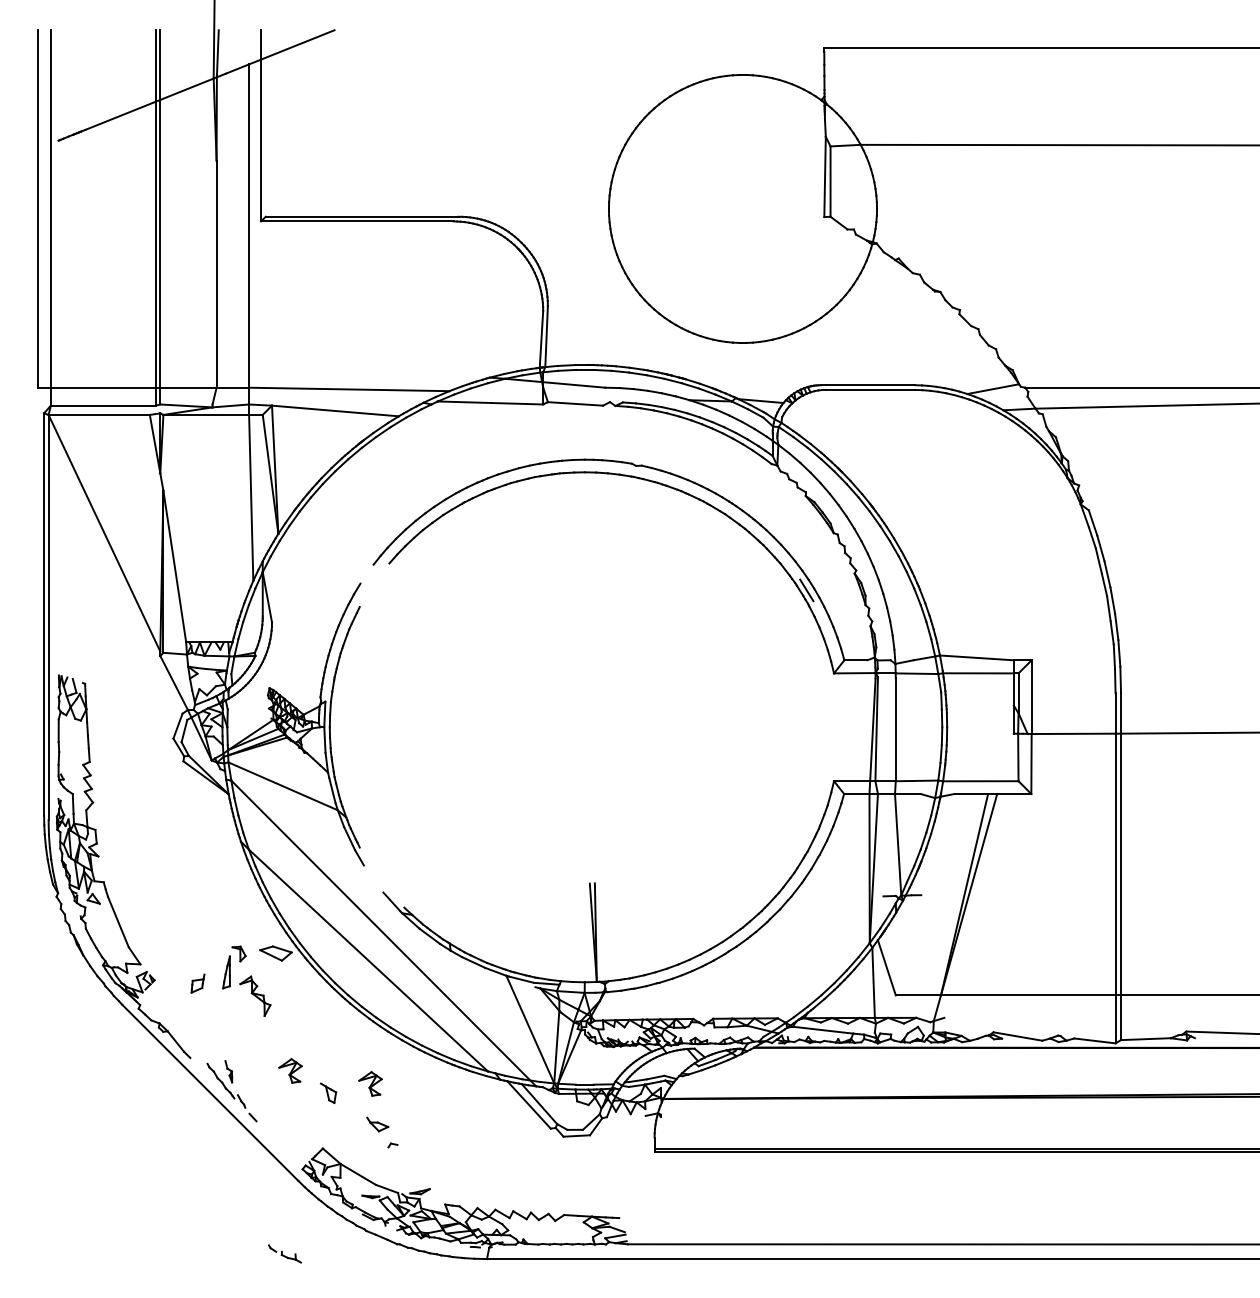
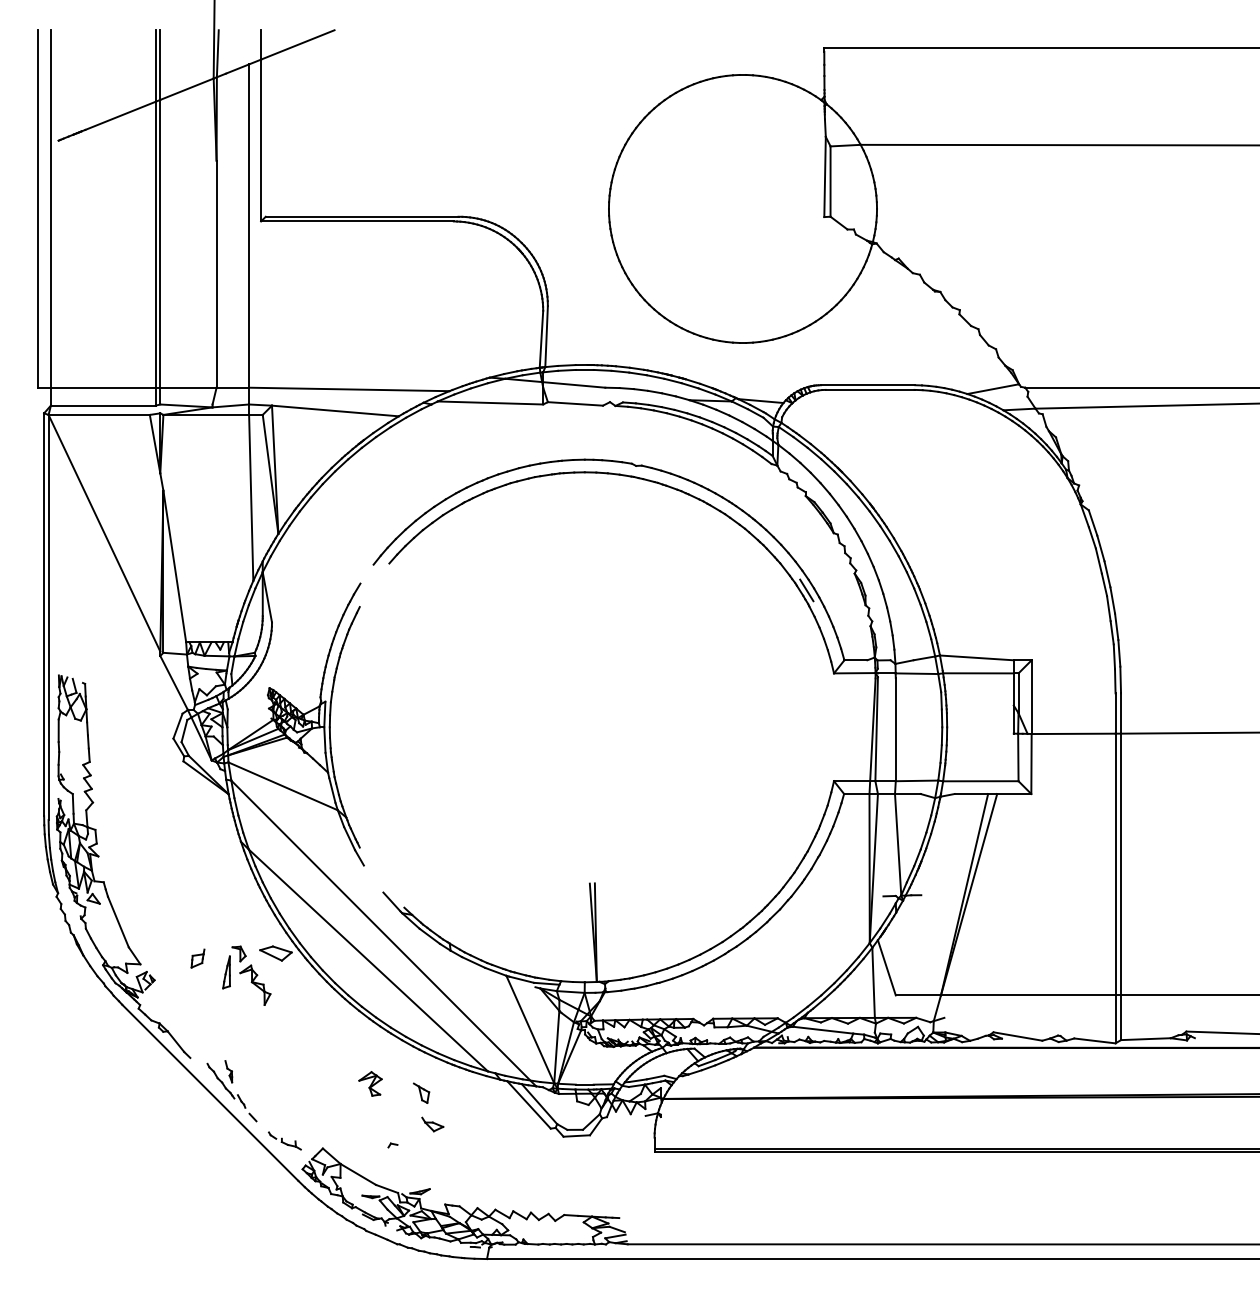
part position: (197, 983) -> (197, 958) (197, 958)
part position: (255, 995) -> (255, 984) (255, 984)
part: present -> none (290, 1070)
part position: (328, 1092) -> (421, 1092) (421, 1092)
part position: (377, 1124) -> (432, 1124) (432, 1124)
part position: (284, 1253) -> (284, 1140) (284, 1140)
